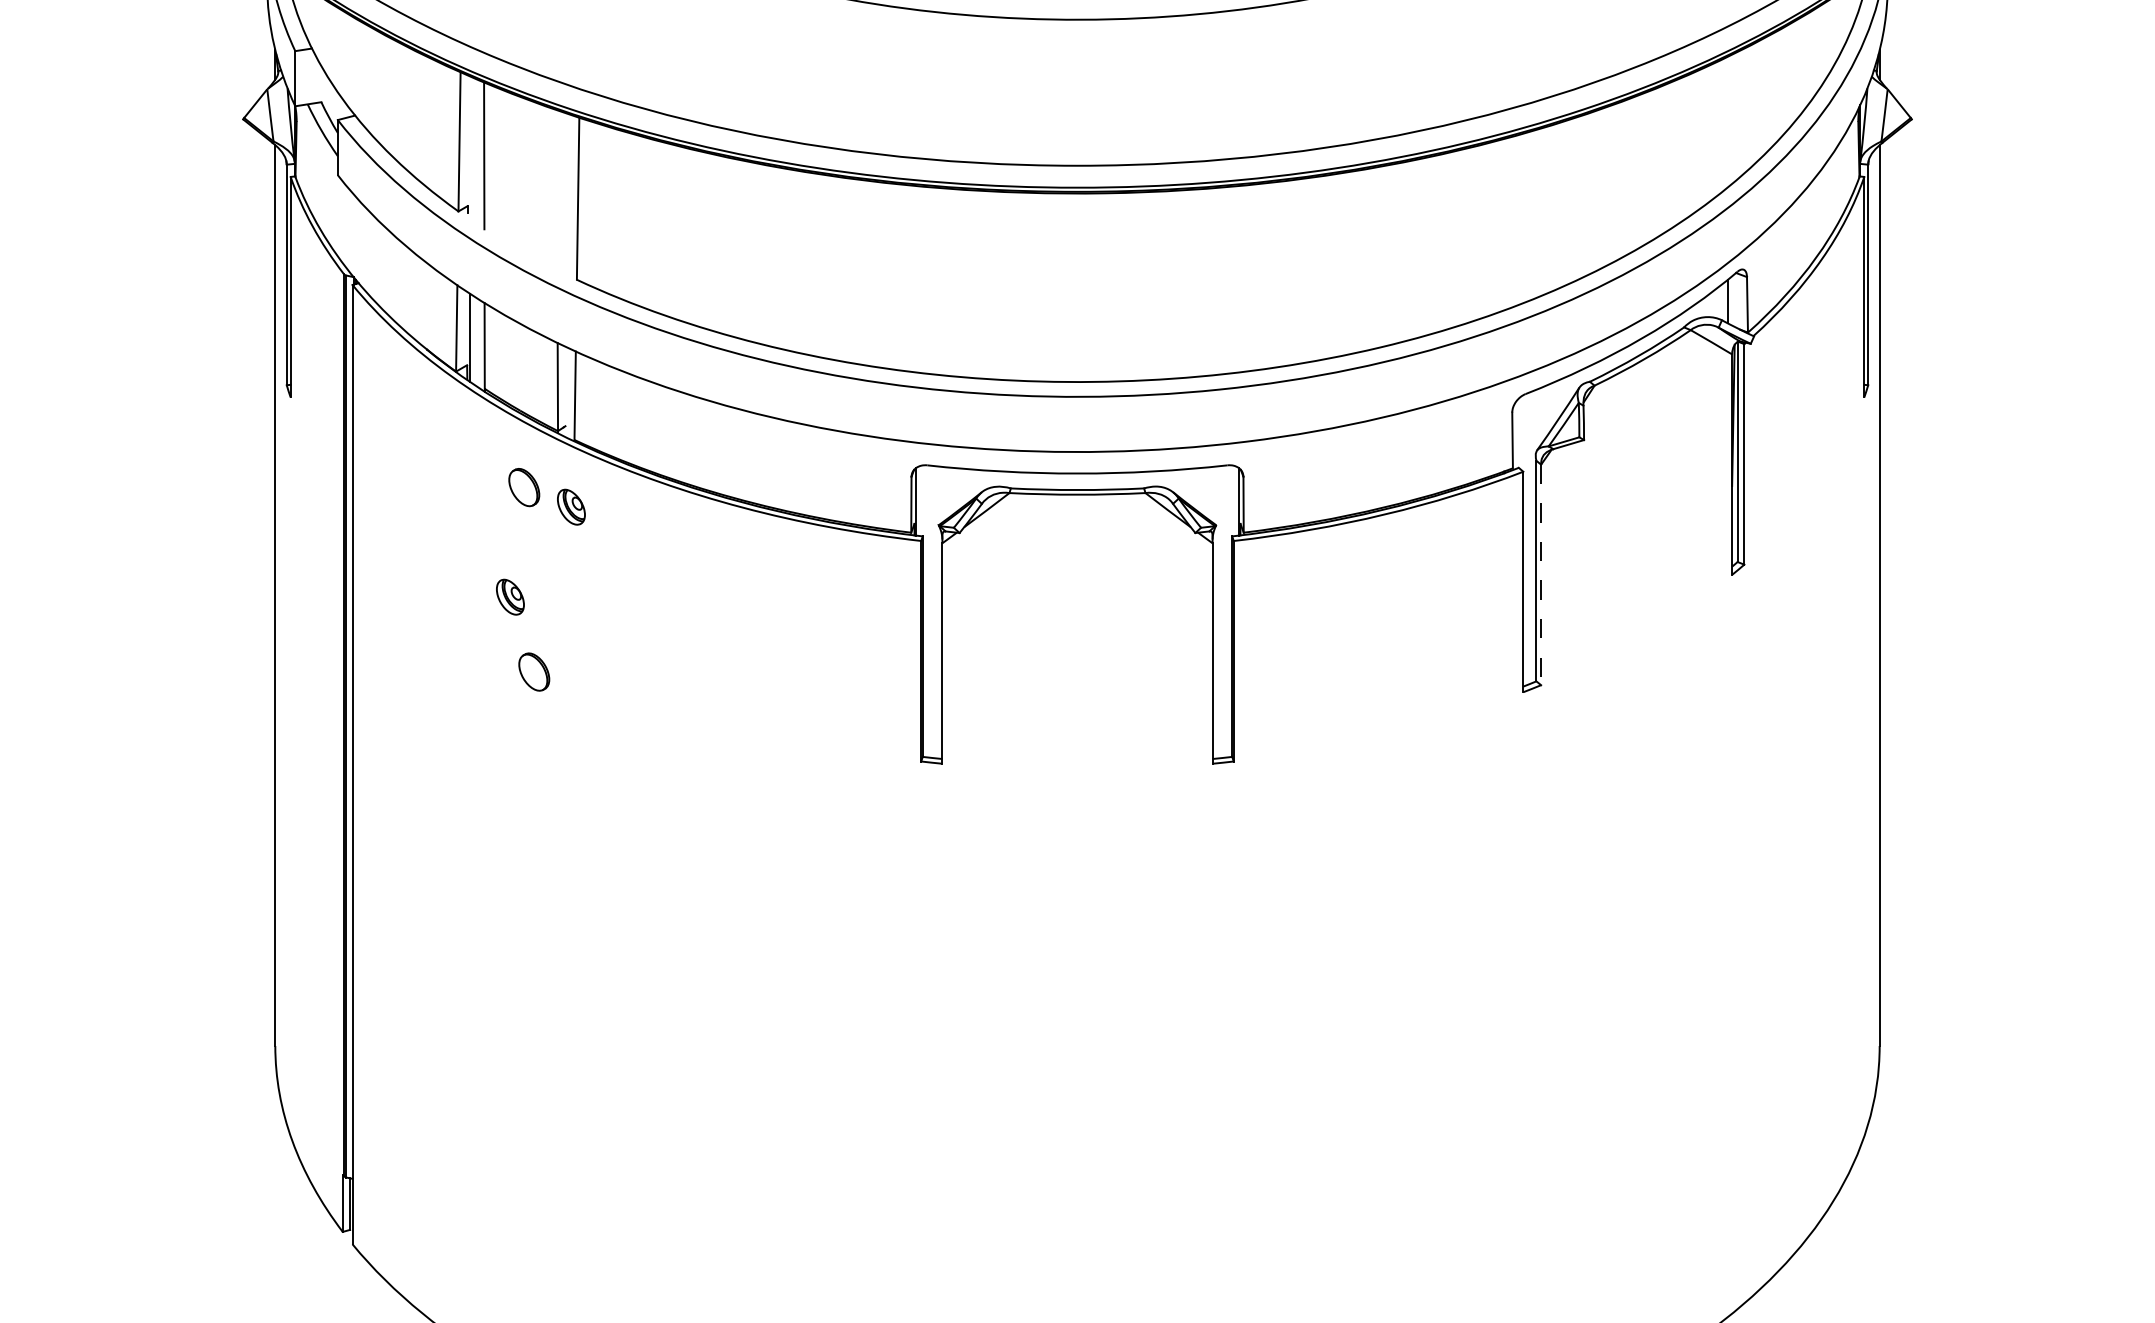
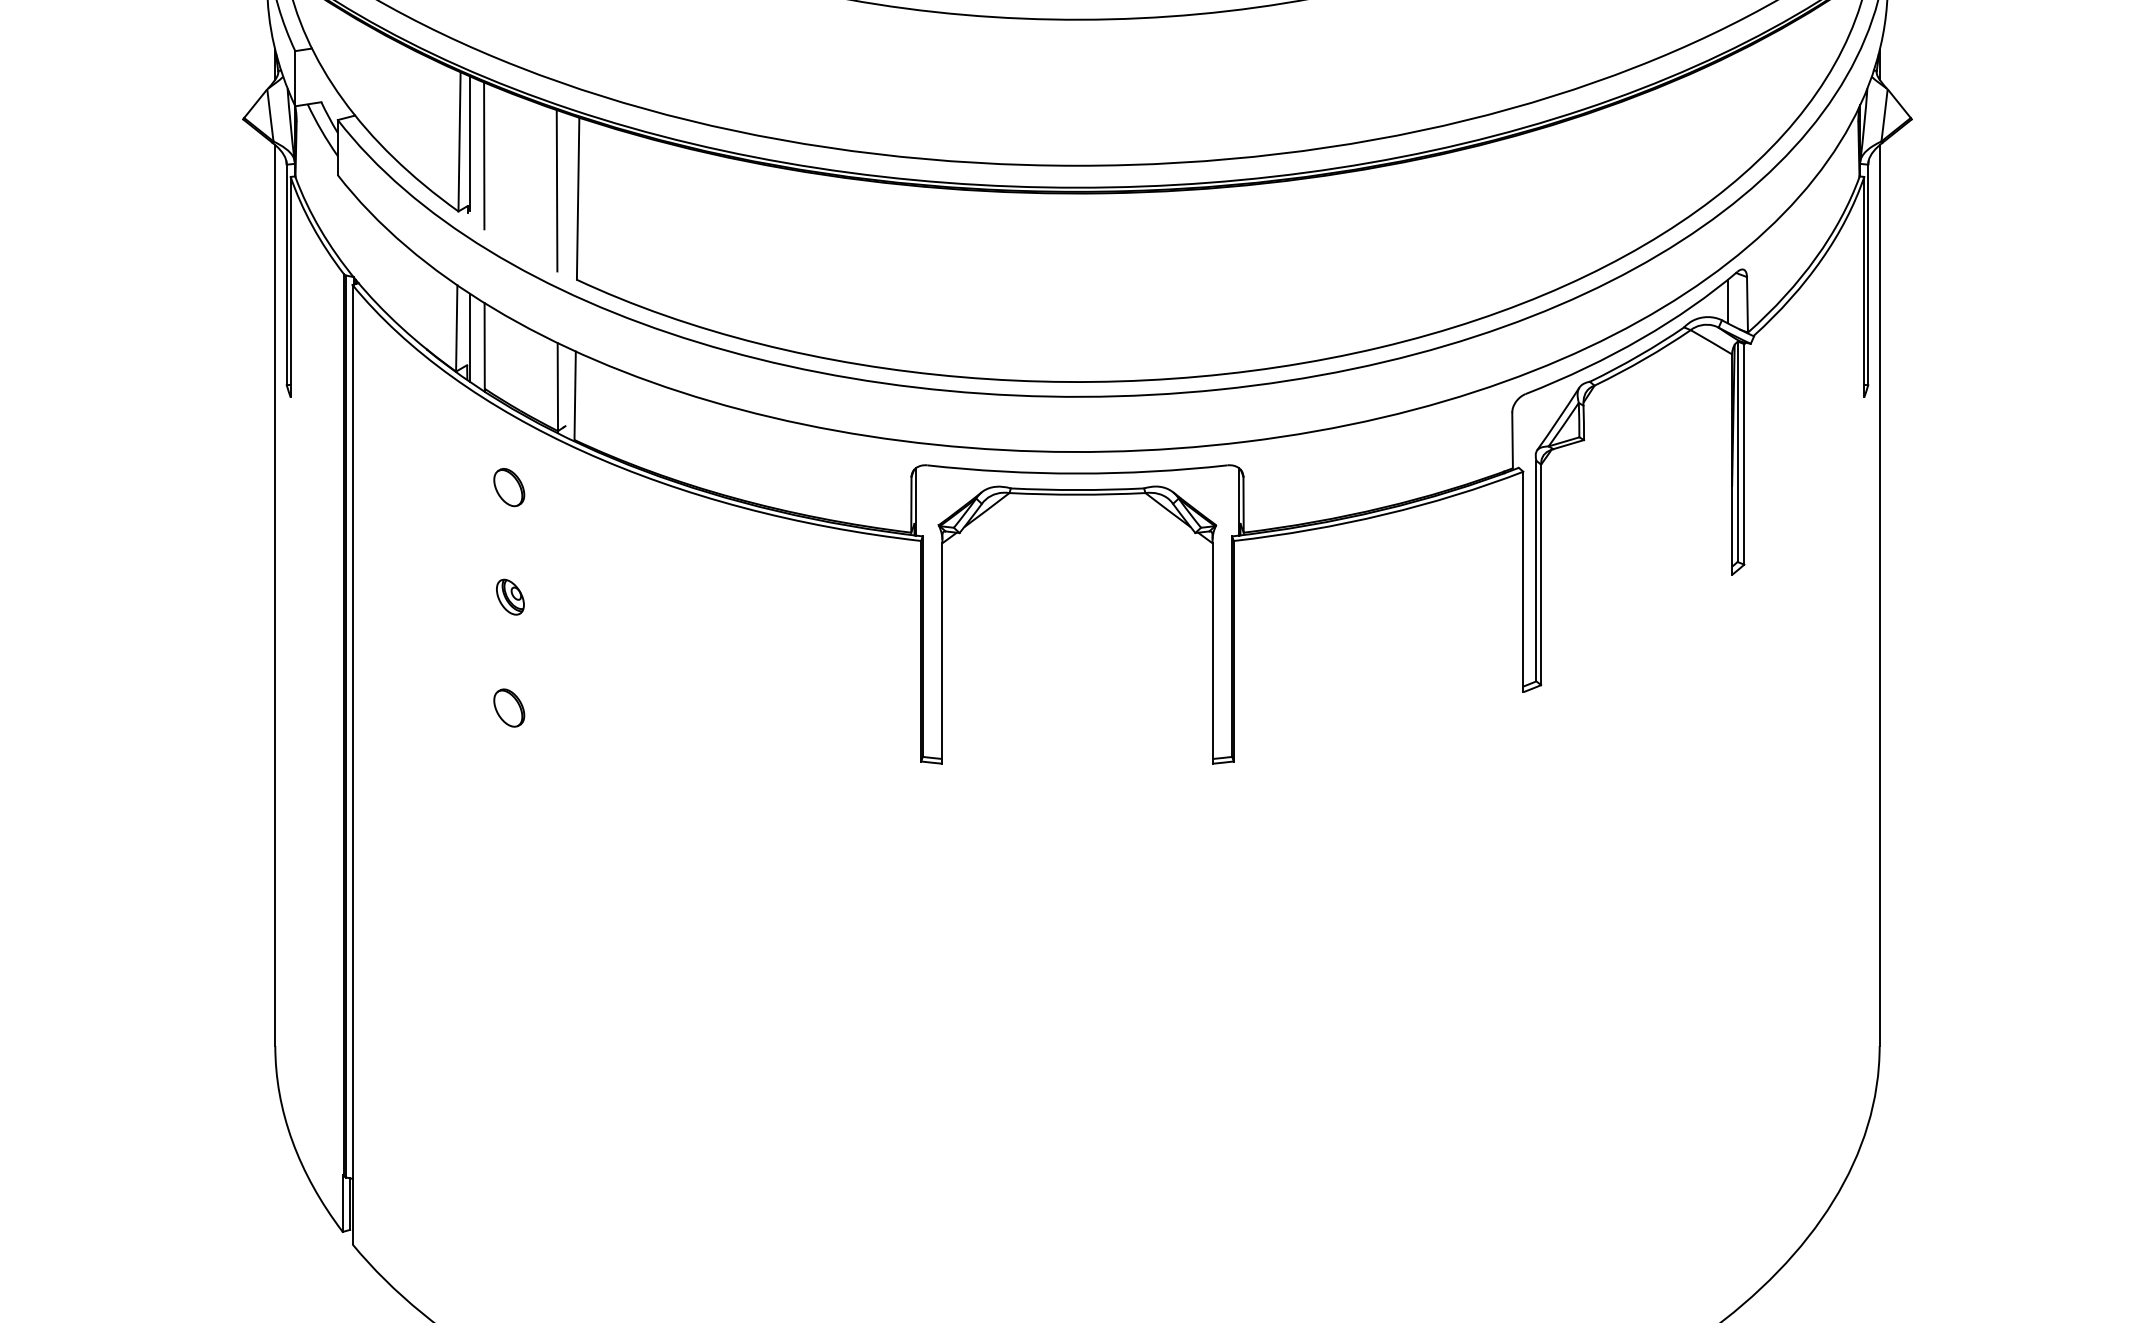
line: none -> present (470, 143)
line: none -> present (556, 190)
part position: (524, 487) -> (509, 487) (509, 487)
part: present -> none (571, 506)
line: dashed -> solid (1541, 575)
part position: (534, 671) -> (509, 707) (509, 707)
